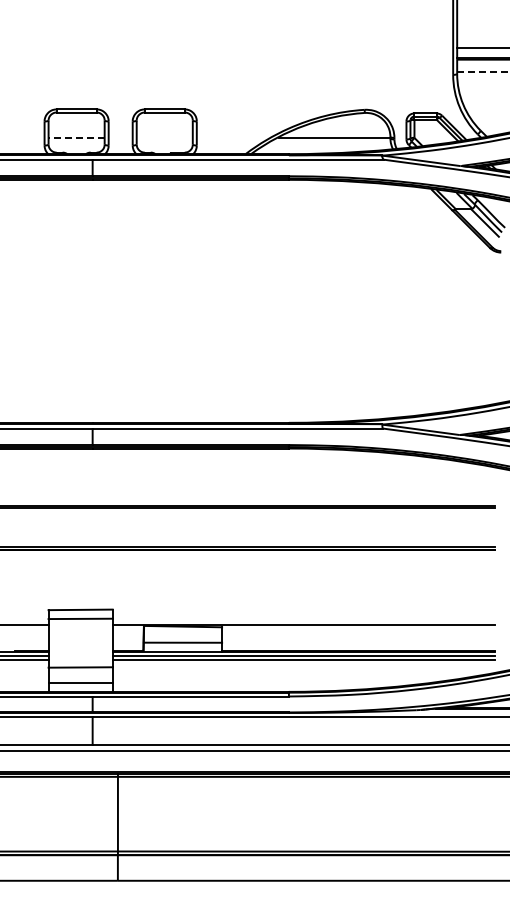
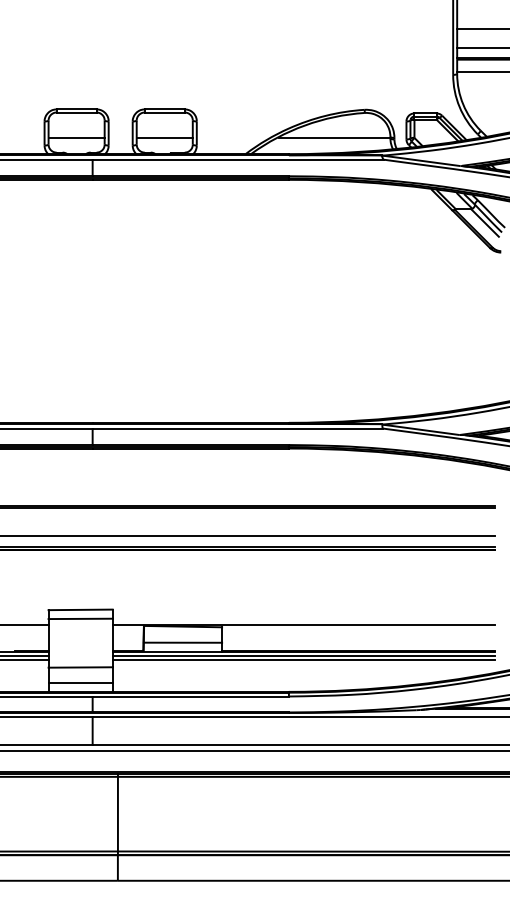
line: none -> present (481, 28)
line: dashed -> solid (483, 72)
line: dashed -> solid (76, 137)
line: none -> present (164, 137)
line: none -> present (248, 535)
